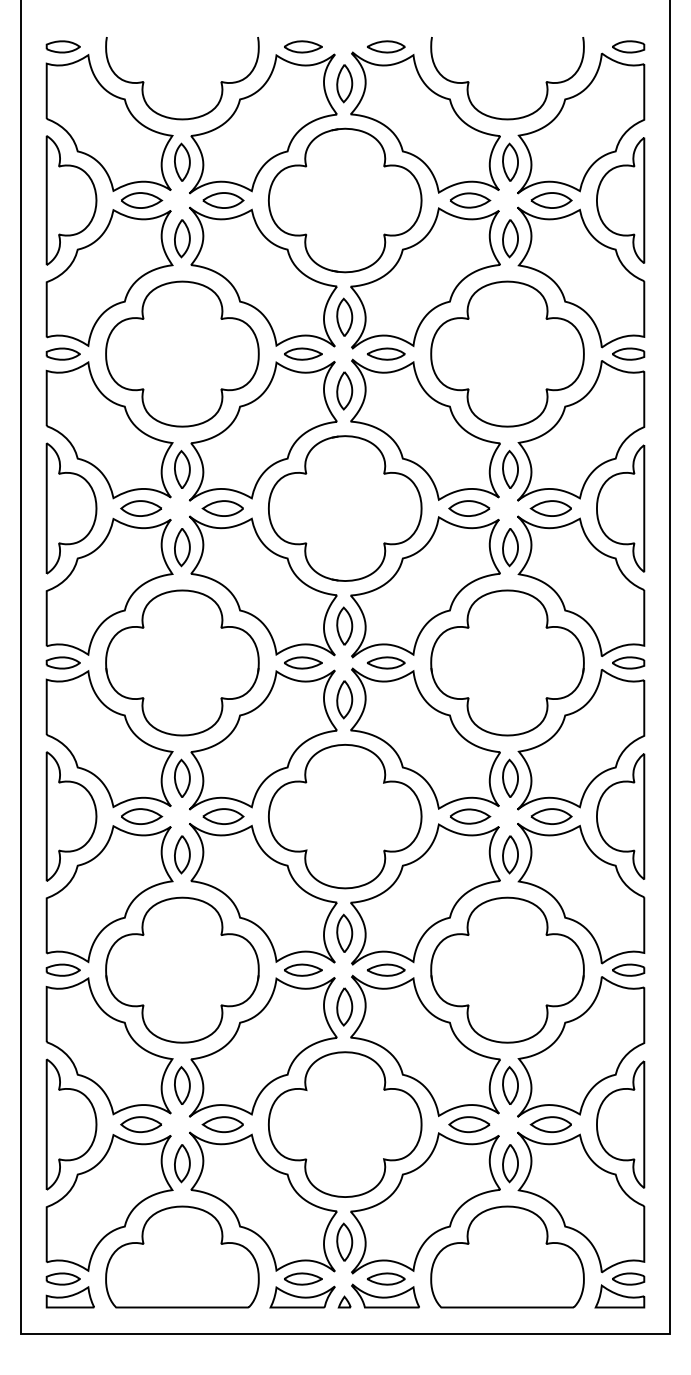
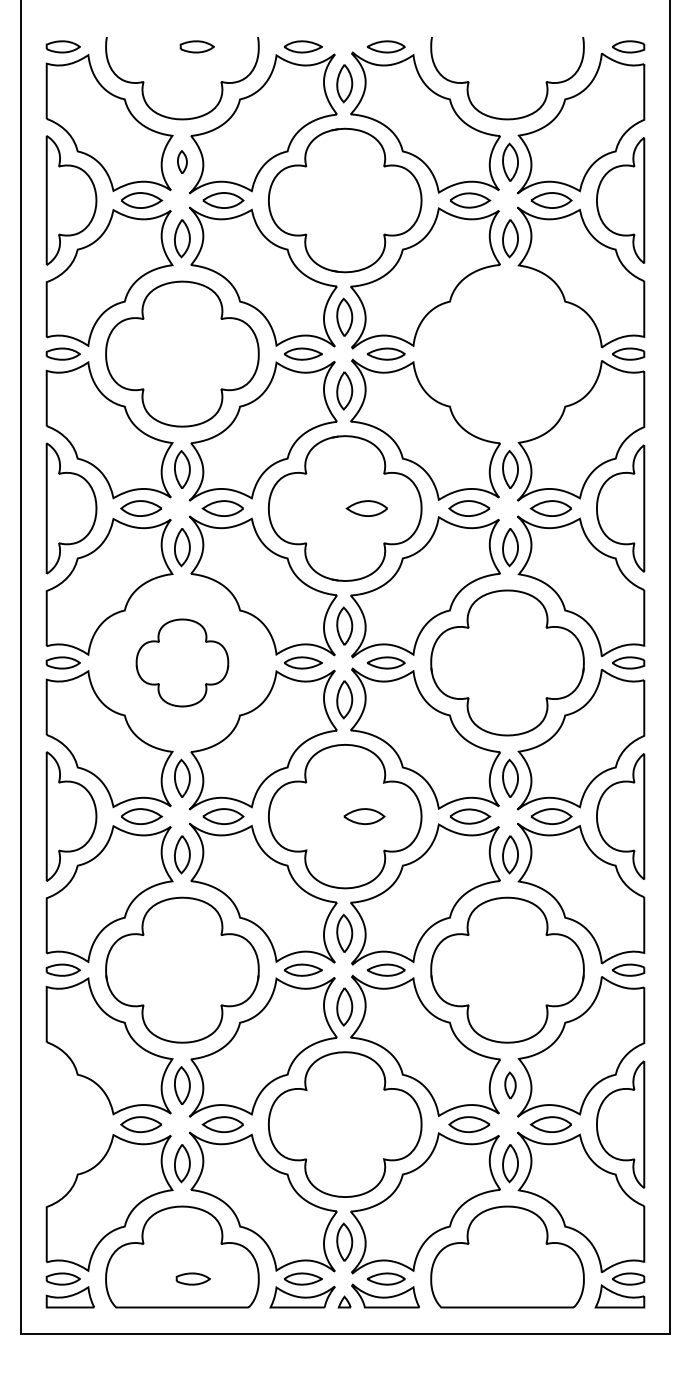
part: none -> present (196, 46)
part size: 17x40 px -> 11x24 px (182, 161)
part: present -> none (507, 353)
part: none -> present (366, 508)
part size: 155x148 px -> 95x90 px (182, 662)
part: none -> present (364, 816)
part size: 17x39 px -> 13x29 px (510, 1085)
part: present -> none (71, 1124)
part: none -> present (192, 1278)
